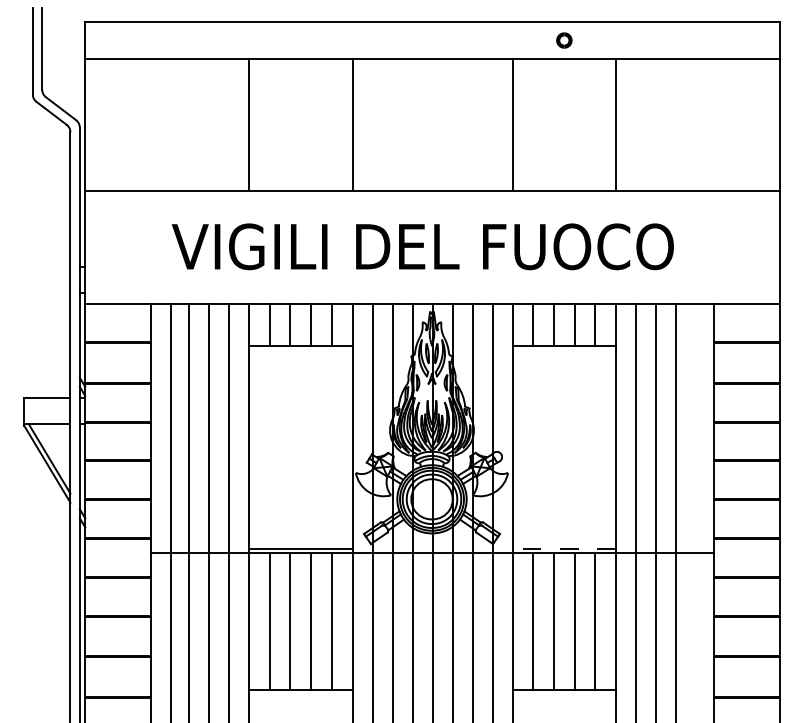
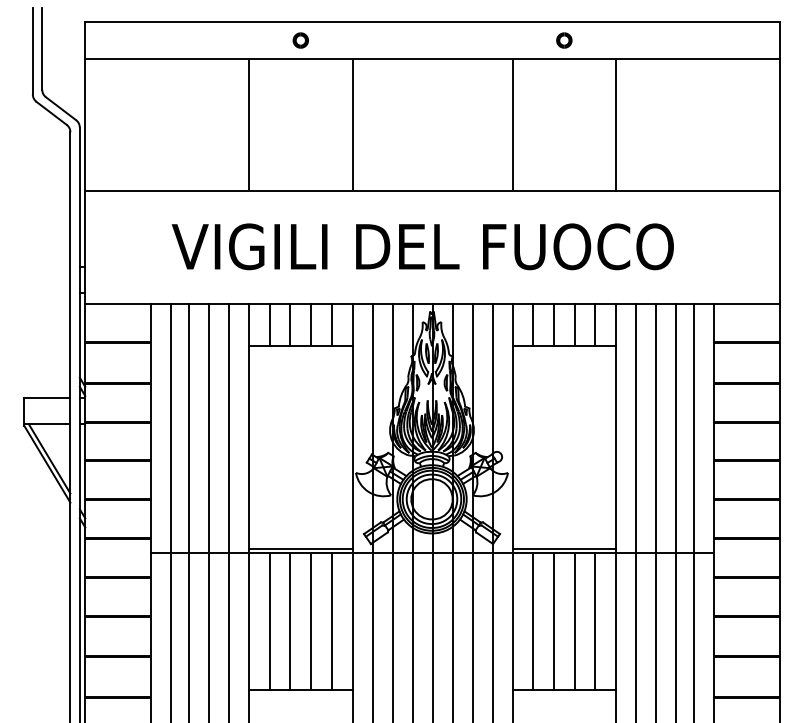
part: none -> present (300, 40)
line: none -> present (693, 511)
line: dashed -> solid (564, 548)
